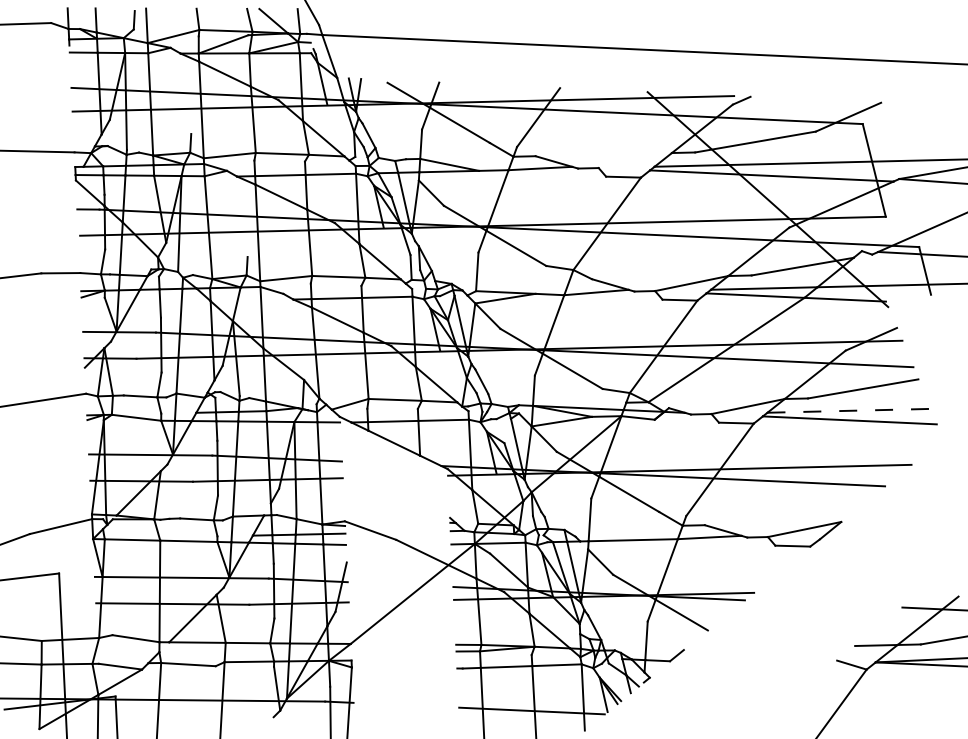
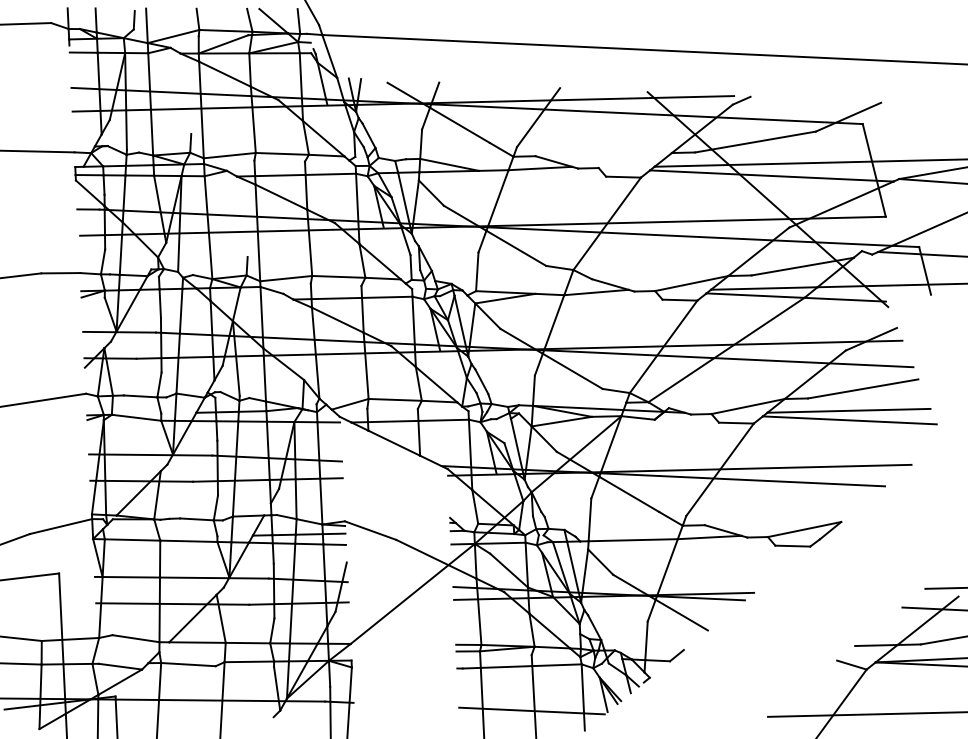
line: dashed -> solid (848, 410)
line: none -> present (944, 587)
line: none -> present (866, 714)
